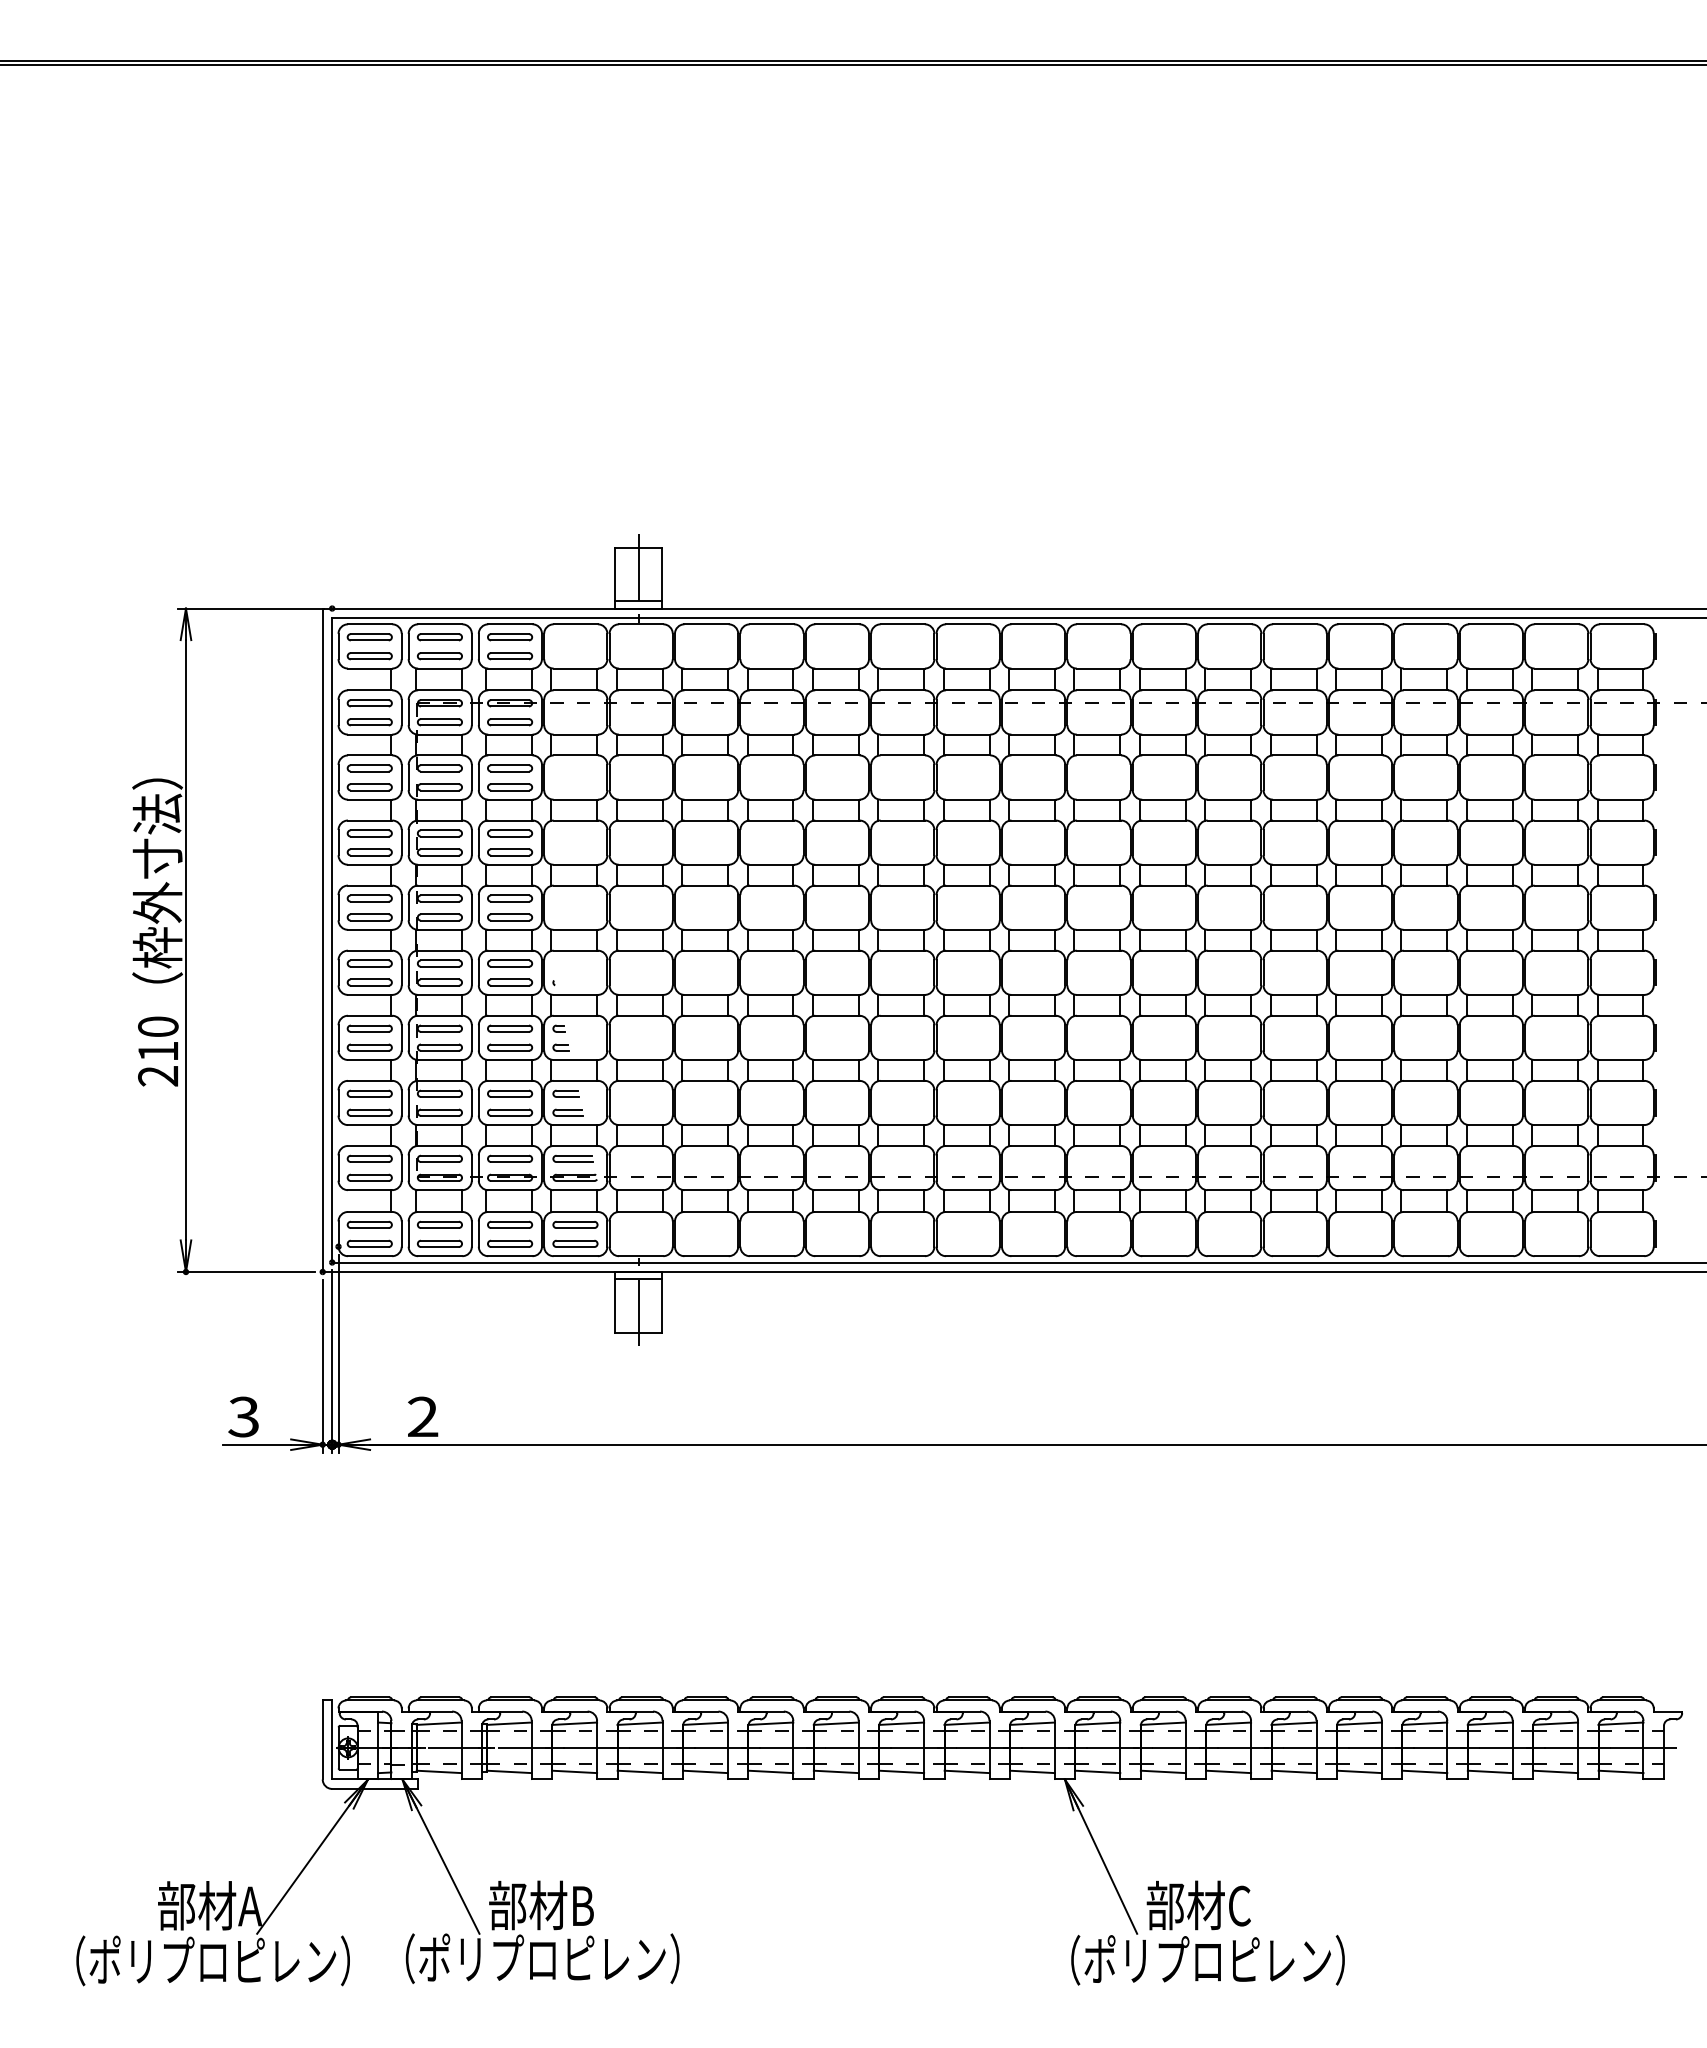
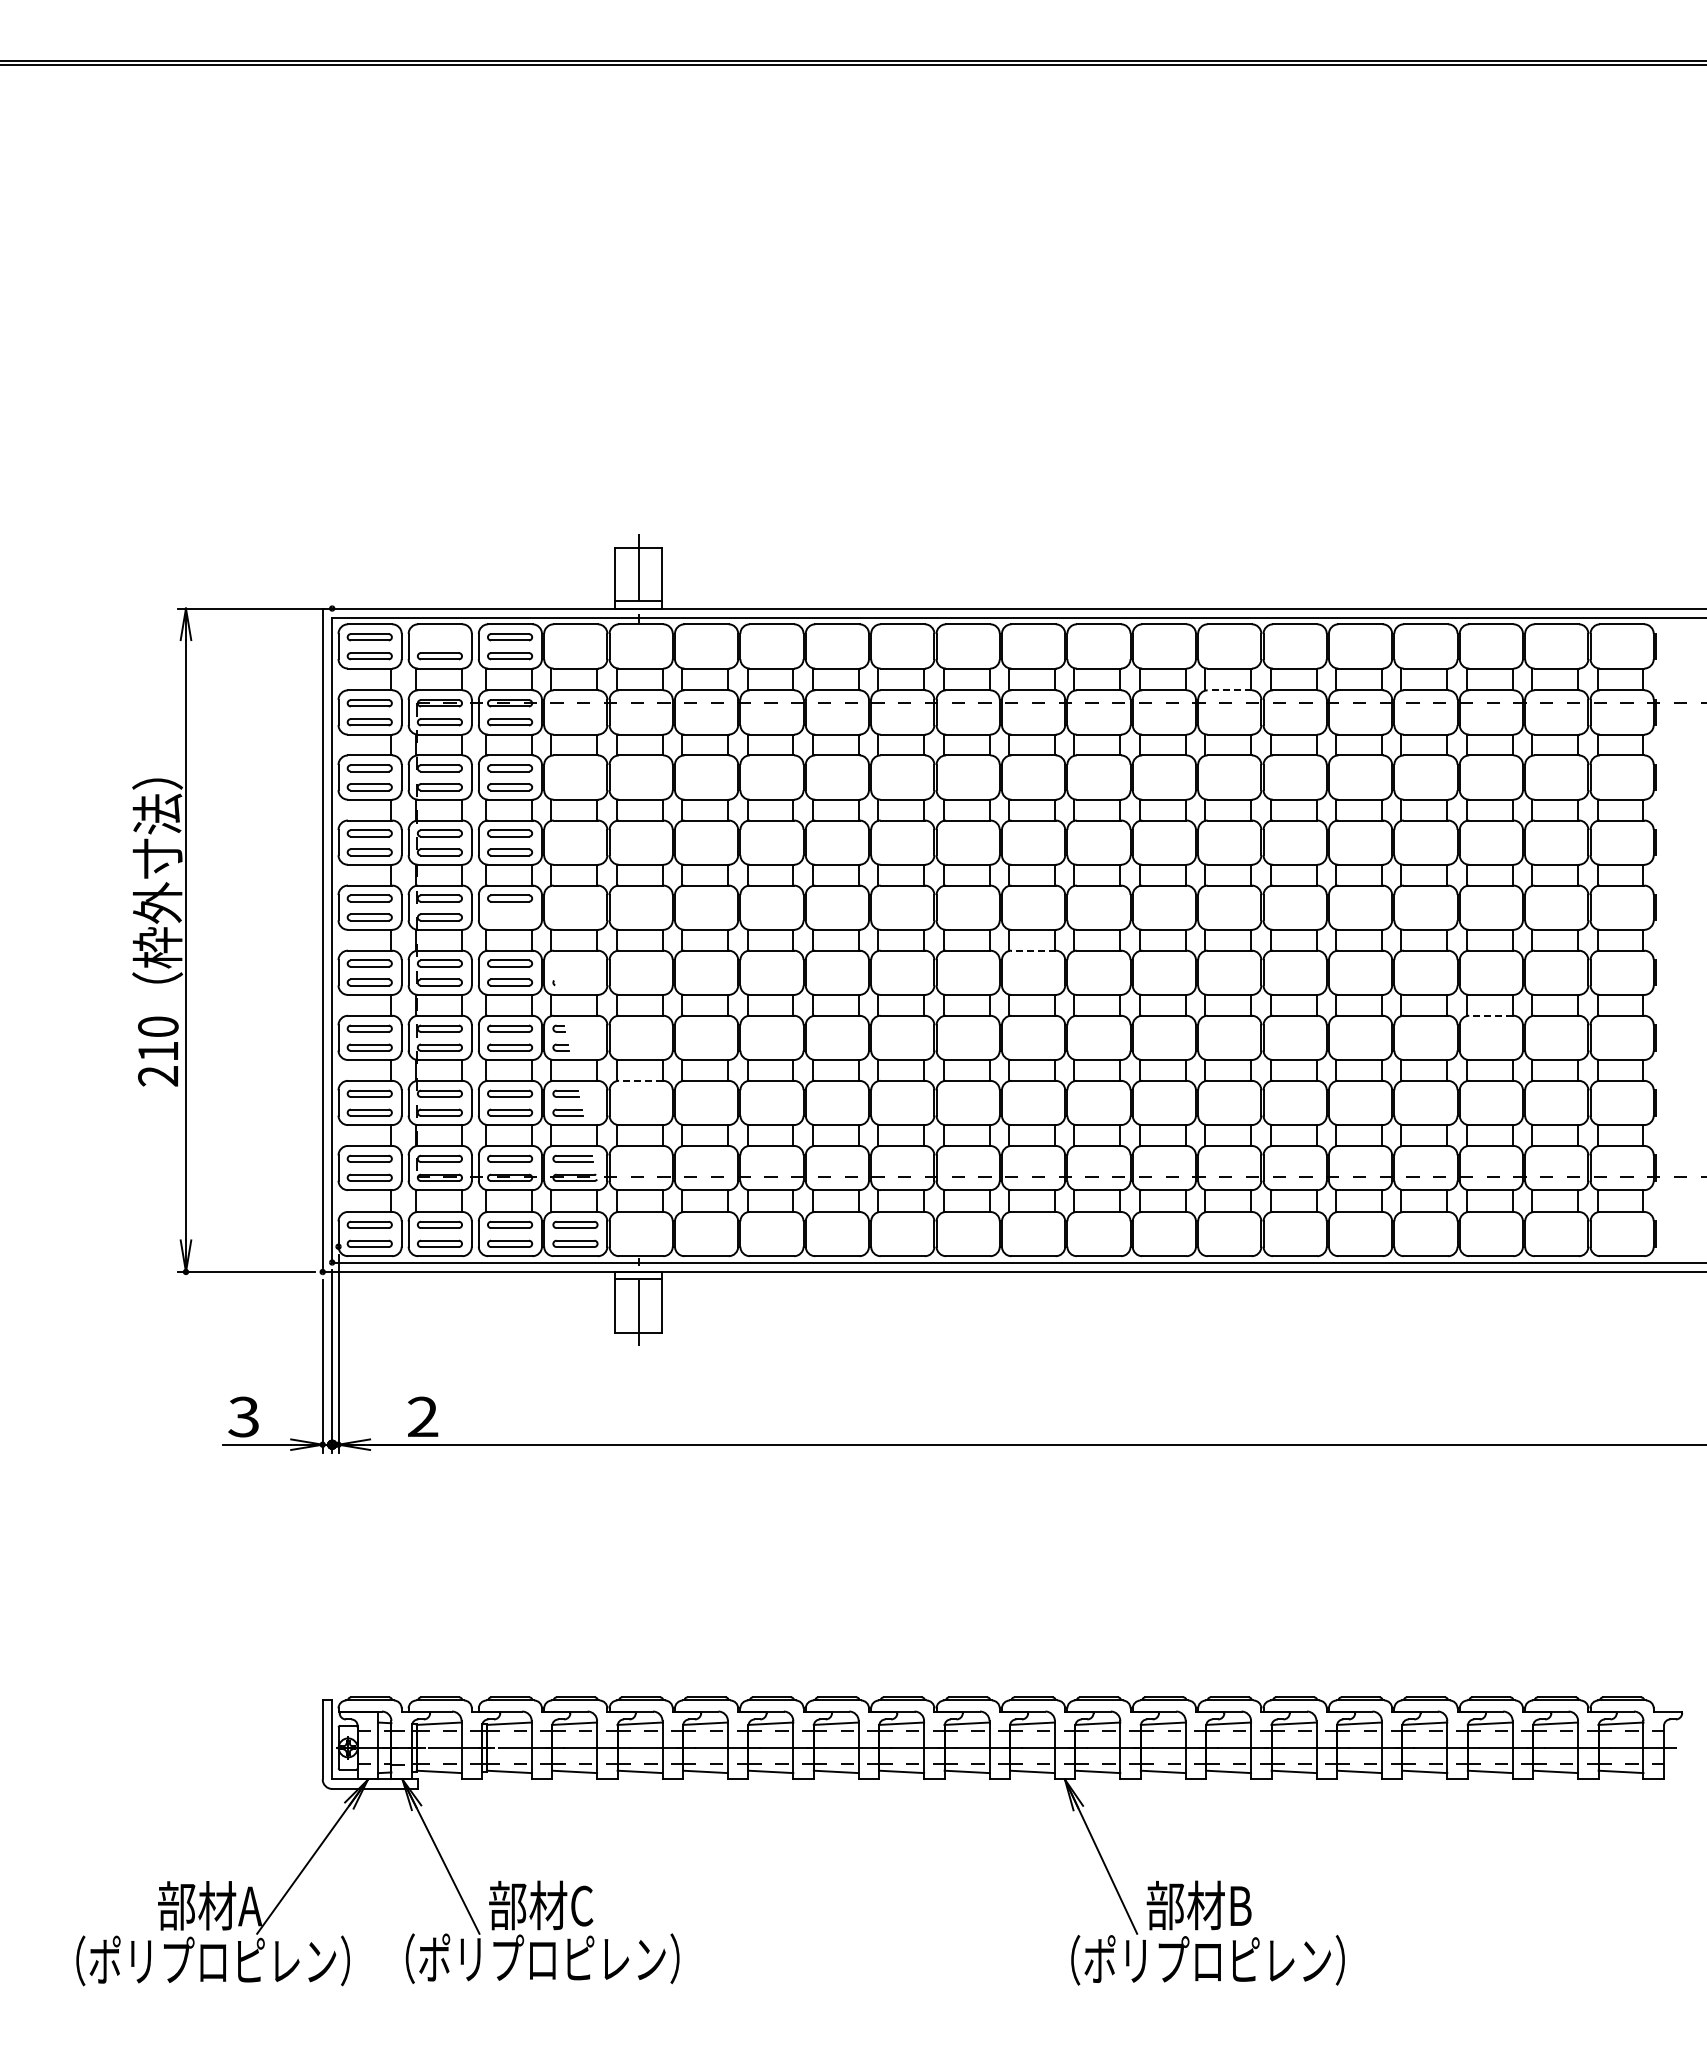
part: present -> none (439, 637)
line: solid -> dashed (1229, 690)
part: present -> none (510, 917)
line: solid -> dashed (1033, 950)
line: solid -> dashed (1490, 1015)
line: solid -> dashed (640, 1080)
text: 部材B -> 部材C (582, 1905)
text: 部材C -> 部材B (1240, 1905)
